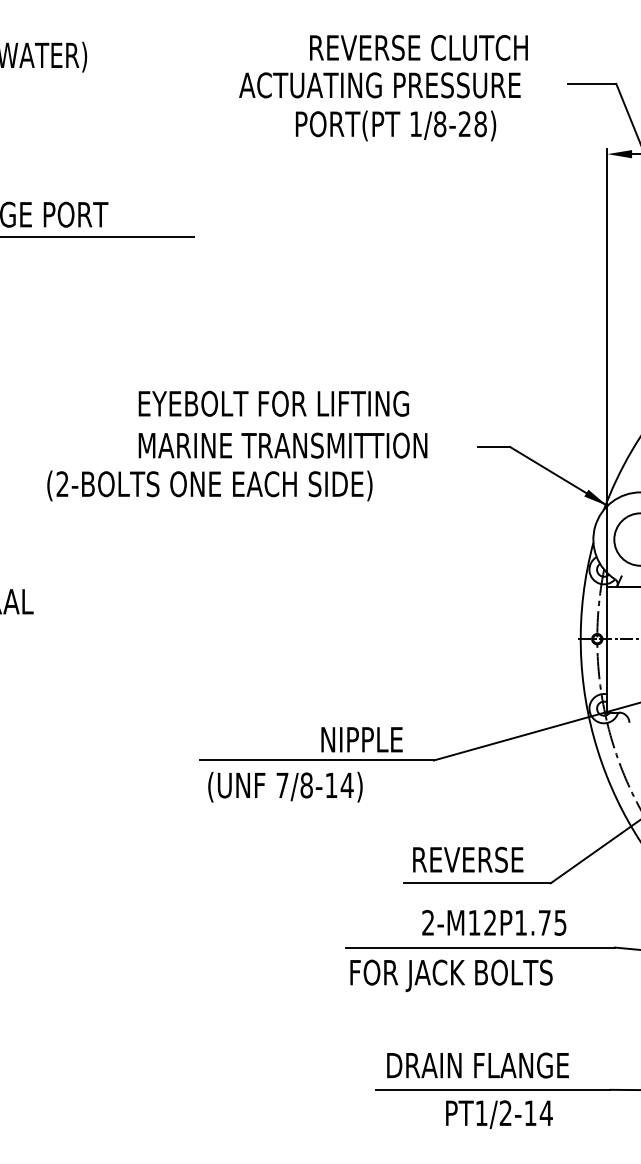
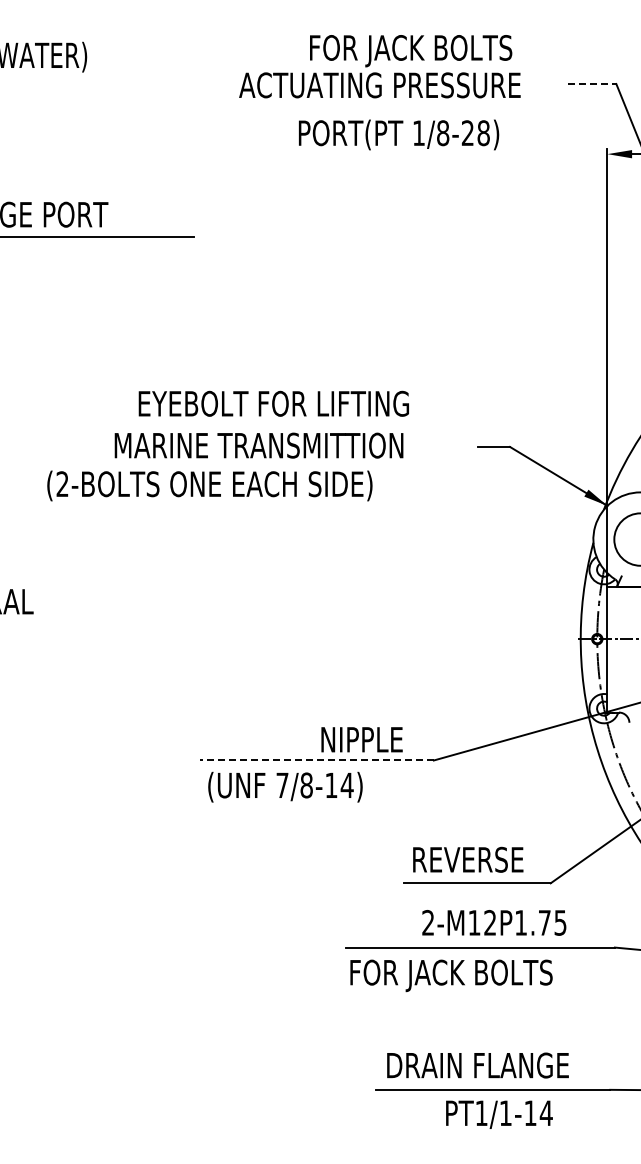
text: REVERSE CLUTCH -> FOR JACK BOLTS (419, 51)
line: solid -> dashed (592, 84)
text position: (396, 125) -> (399, 134) (399, 134)
text position: (282, 445) -> (258, 445) (258, 445)
line: solid -> dashed (316, 760)
text: PT1/2-14 -> PT1/1-14 (505, 1112)
